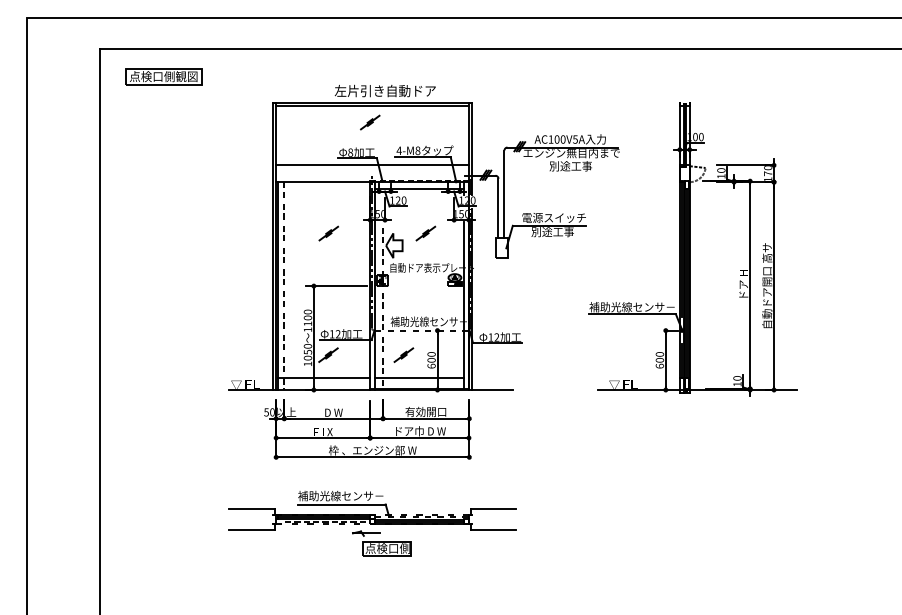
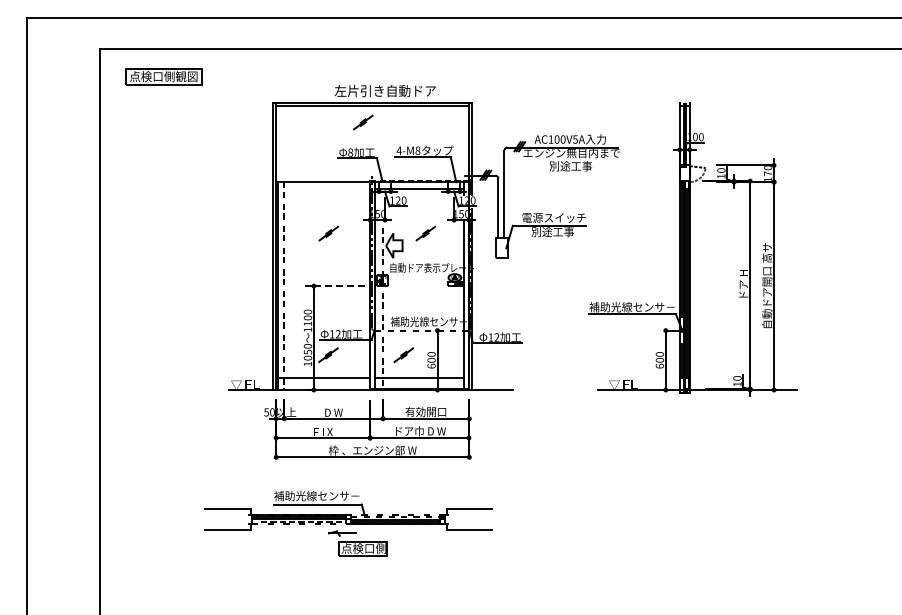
part position: (370, 122) -> (363, 122) (363, 122)
line: present -> none (372, 165)
line: solid -> dashed (340, 286)
part position: (372, 523) -> (348, 523) (348, 523)
